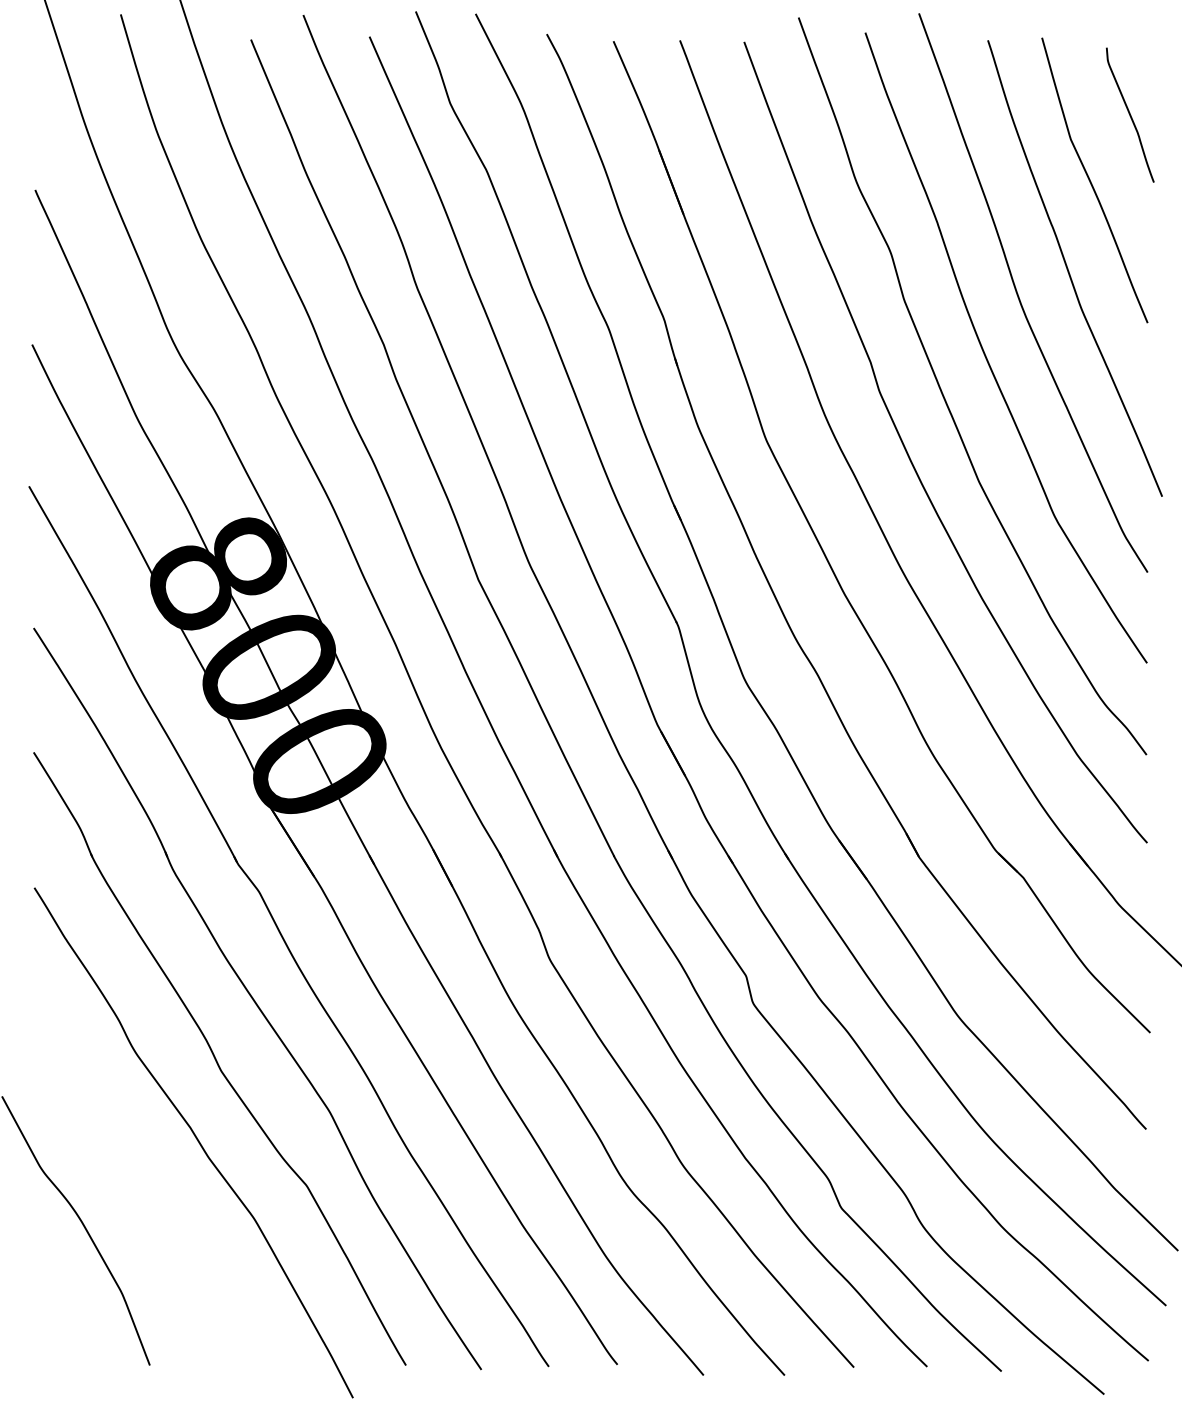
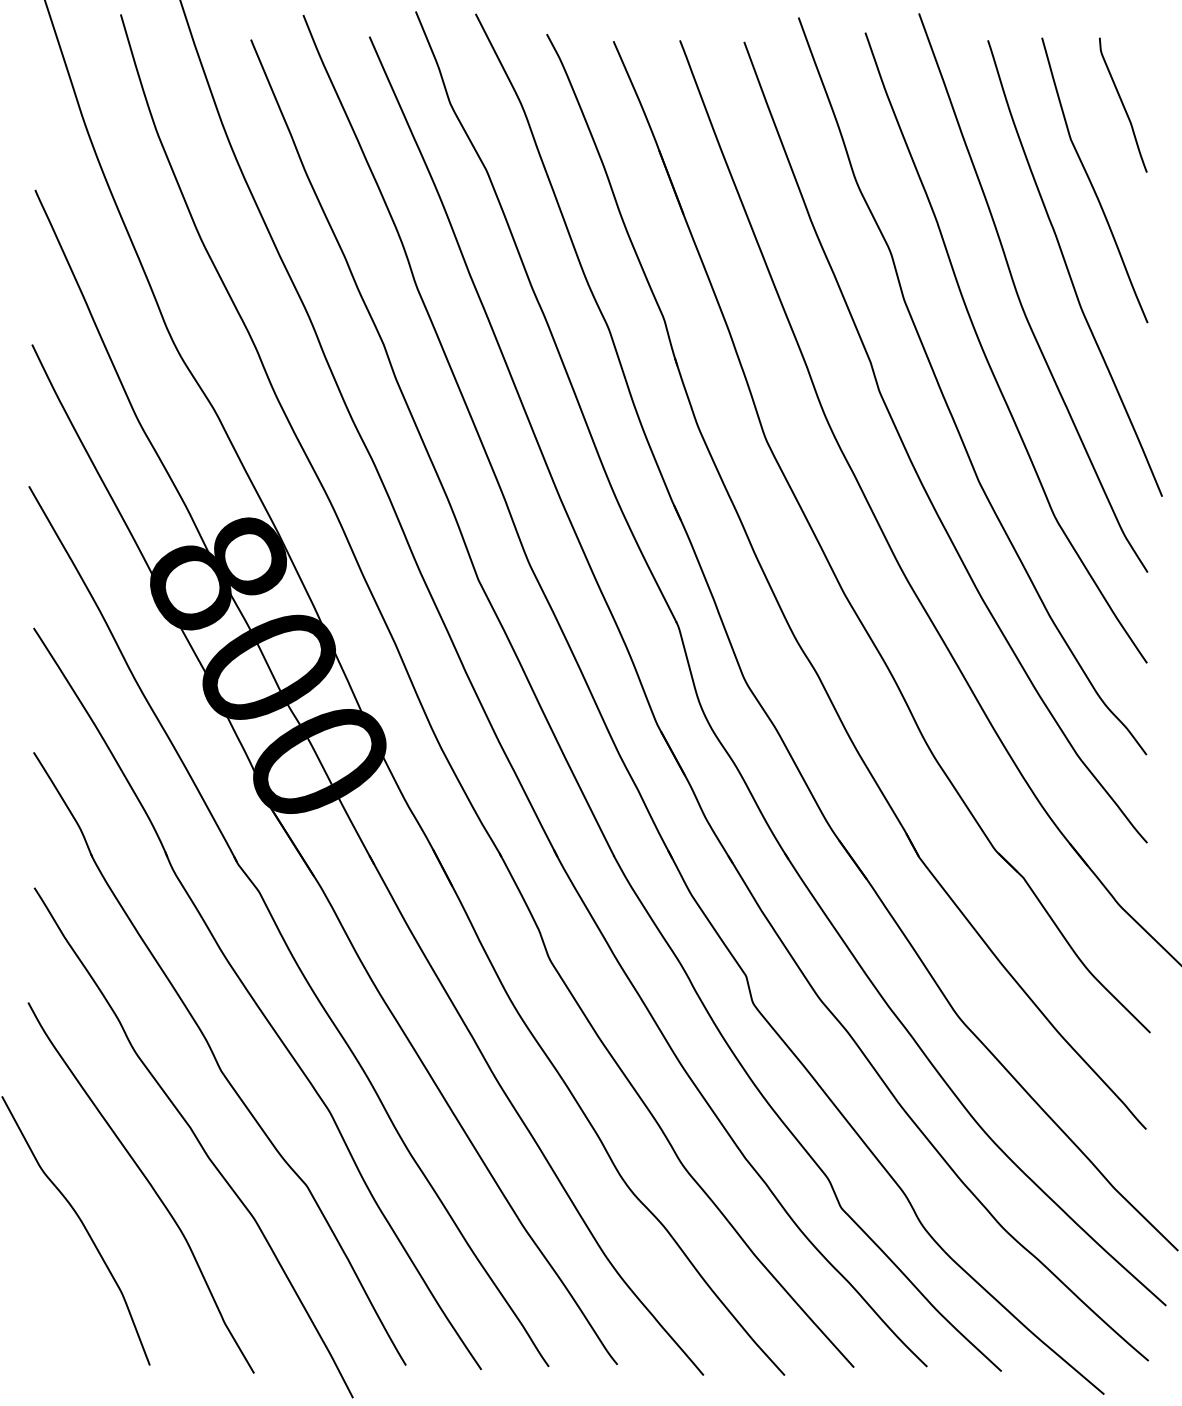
curve position: (1130, 114) -> (1123, 104) (1123, 104)
curve: none -> present (148, 1183)
